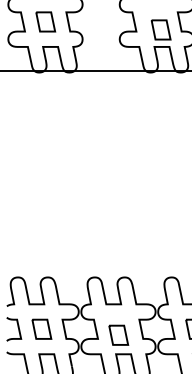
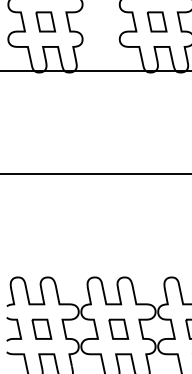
curve position: (154, 29) -> (150, 21) (150, 21)
line: none -> present (95, 173)
curve position: (124, 333) -> (124, 327) (124, 327)
